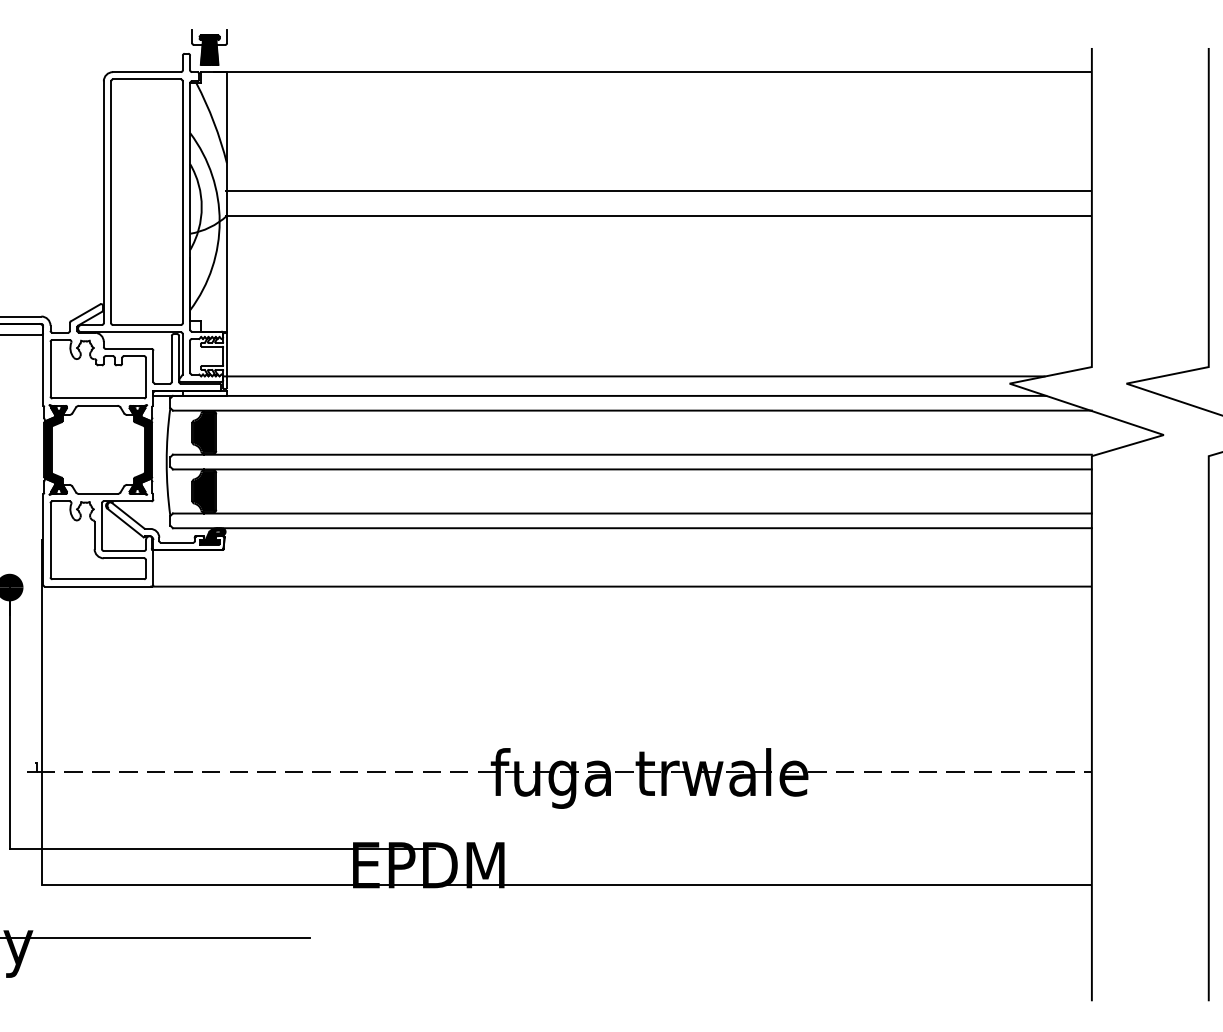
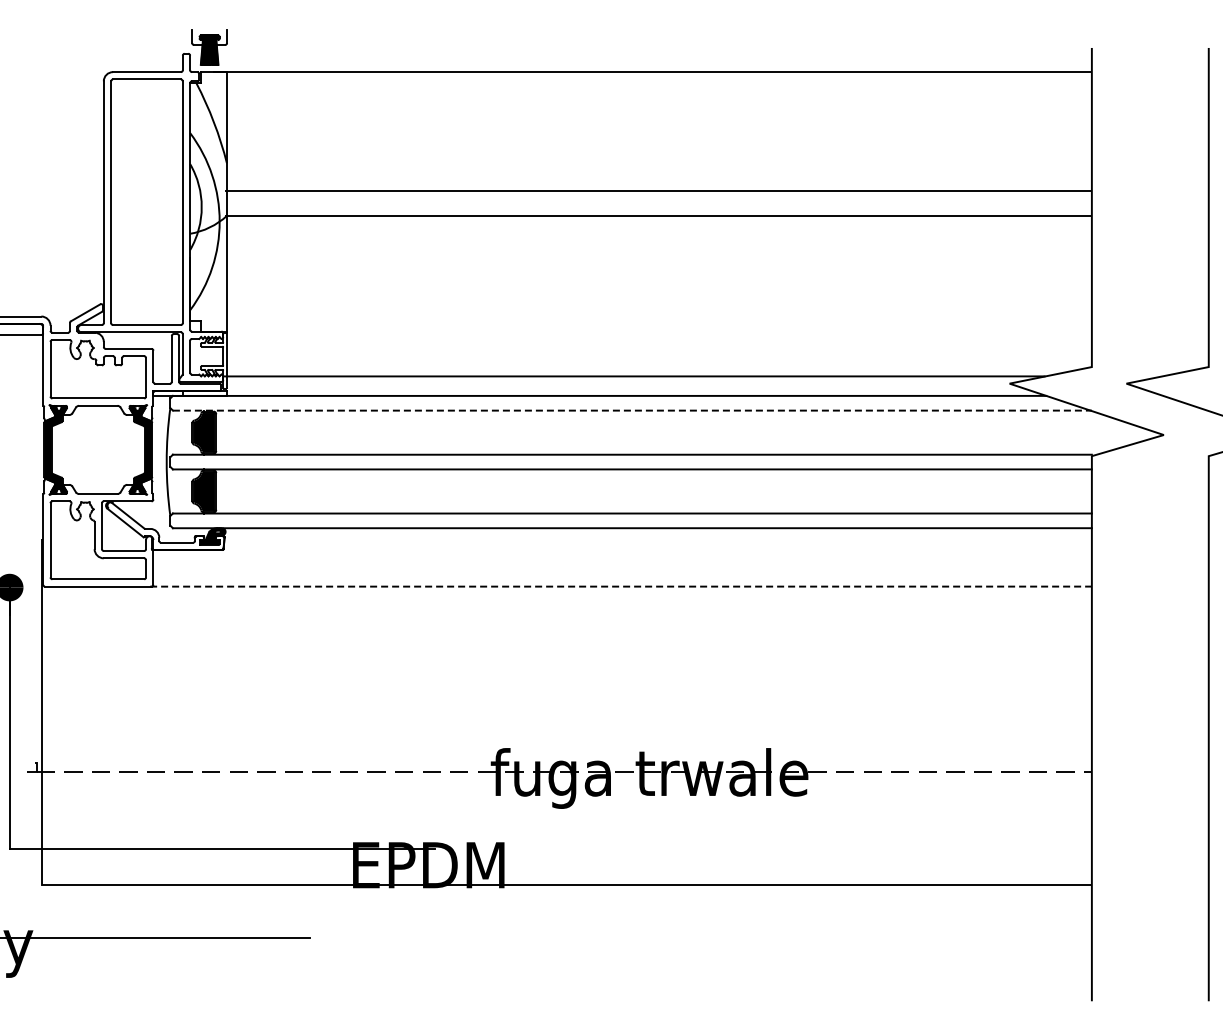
line: solid -> dashed (632, 410)
line: solid -> dashed (621, 586)
